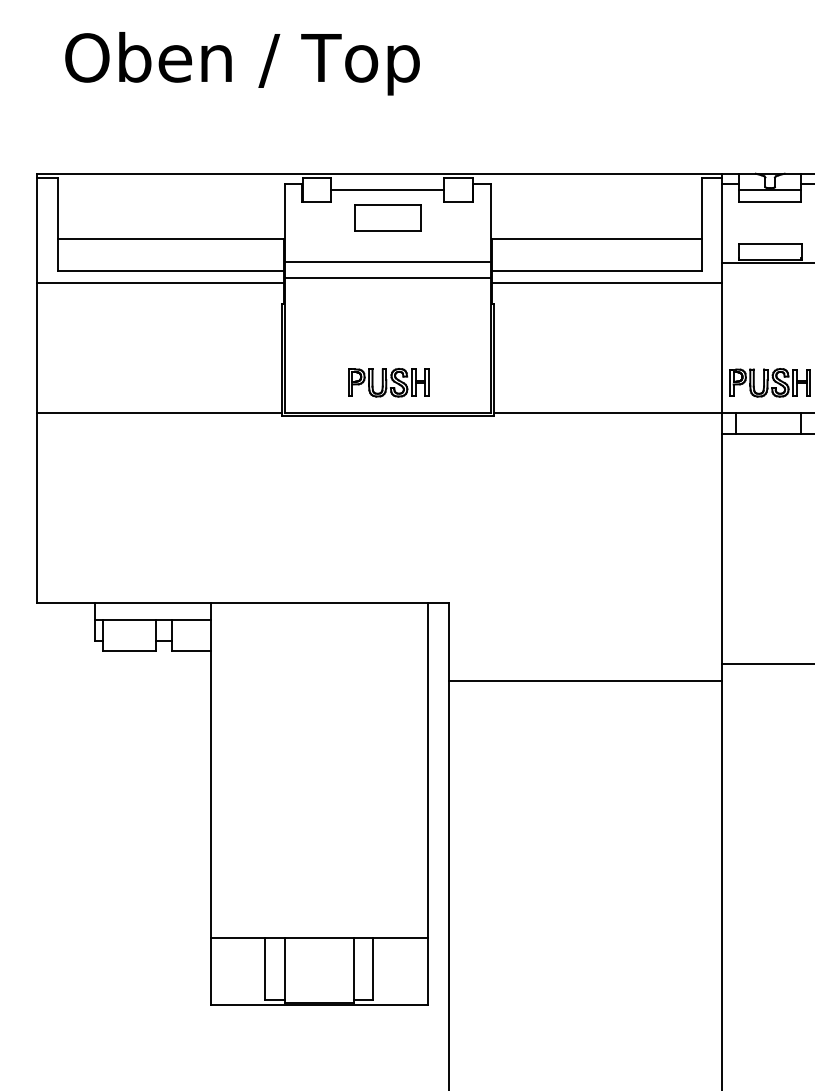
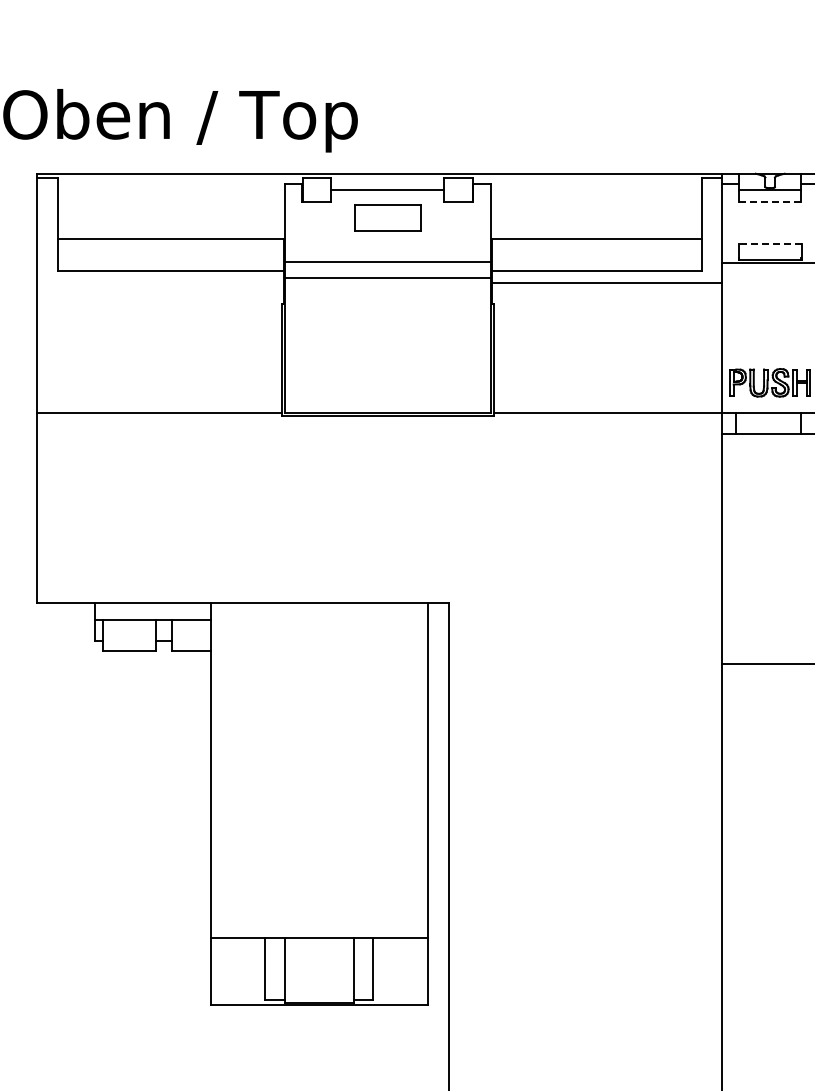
text position: (242, 63) -> (180, 120) (180, 120)
line: solid -> dashed (770, 202)
line: solid -> dashed (770, 243)
line: present -> none (159, 283)
part: present -> none (388, 382)
line: present -> none (585, 680)
